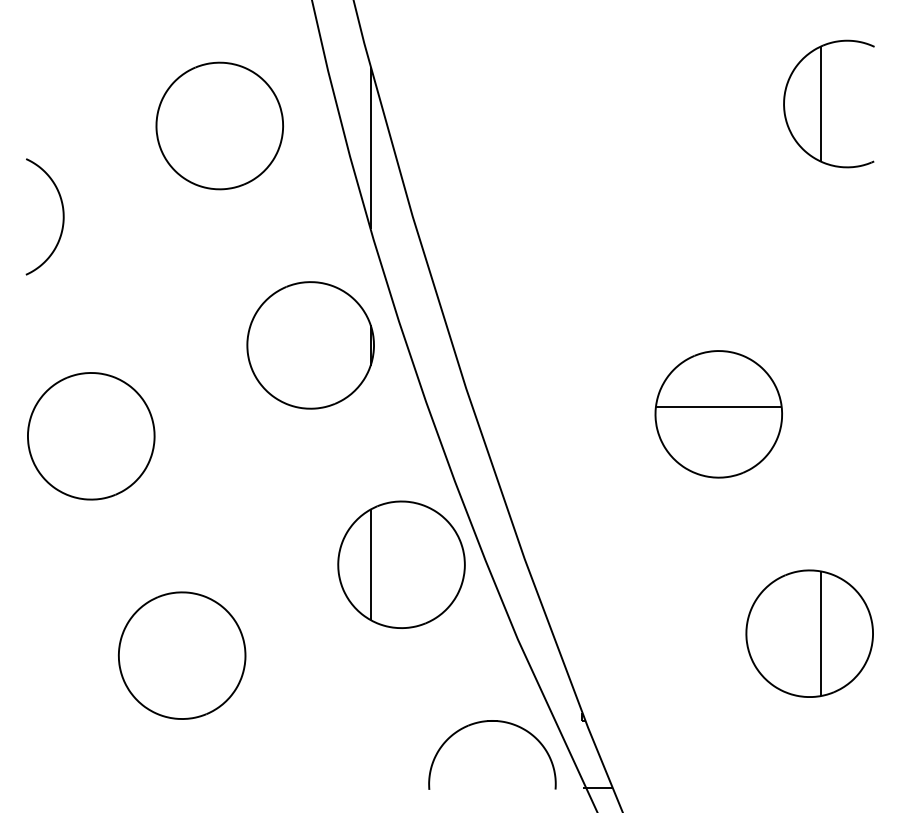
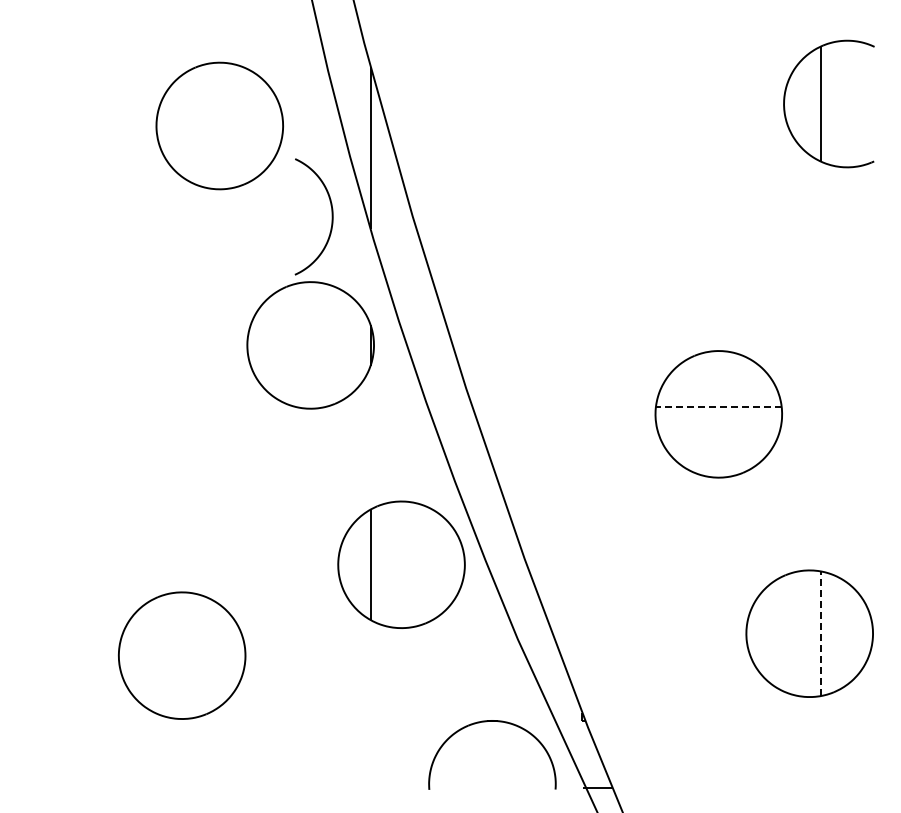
curve position: (62, 216) -> (331, 216) (331, 216)
line: solid -> dashed (718, 406)
part: present -> none (91, 436)
line: solid -> dashed (820, 633)
